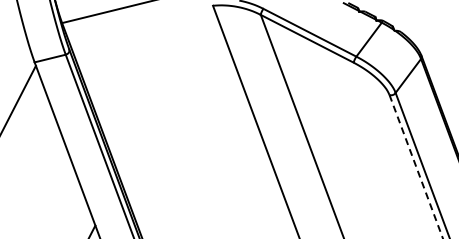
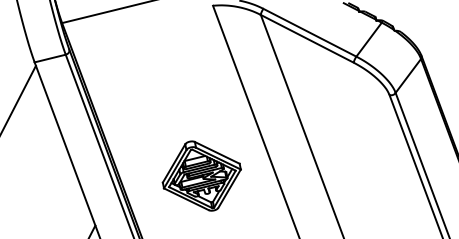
line: dashed -> solid (416, 166)
part: none -> present (201, 175)
